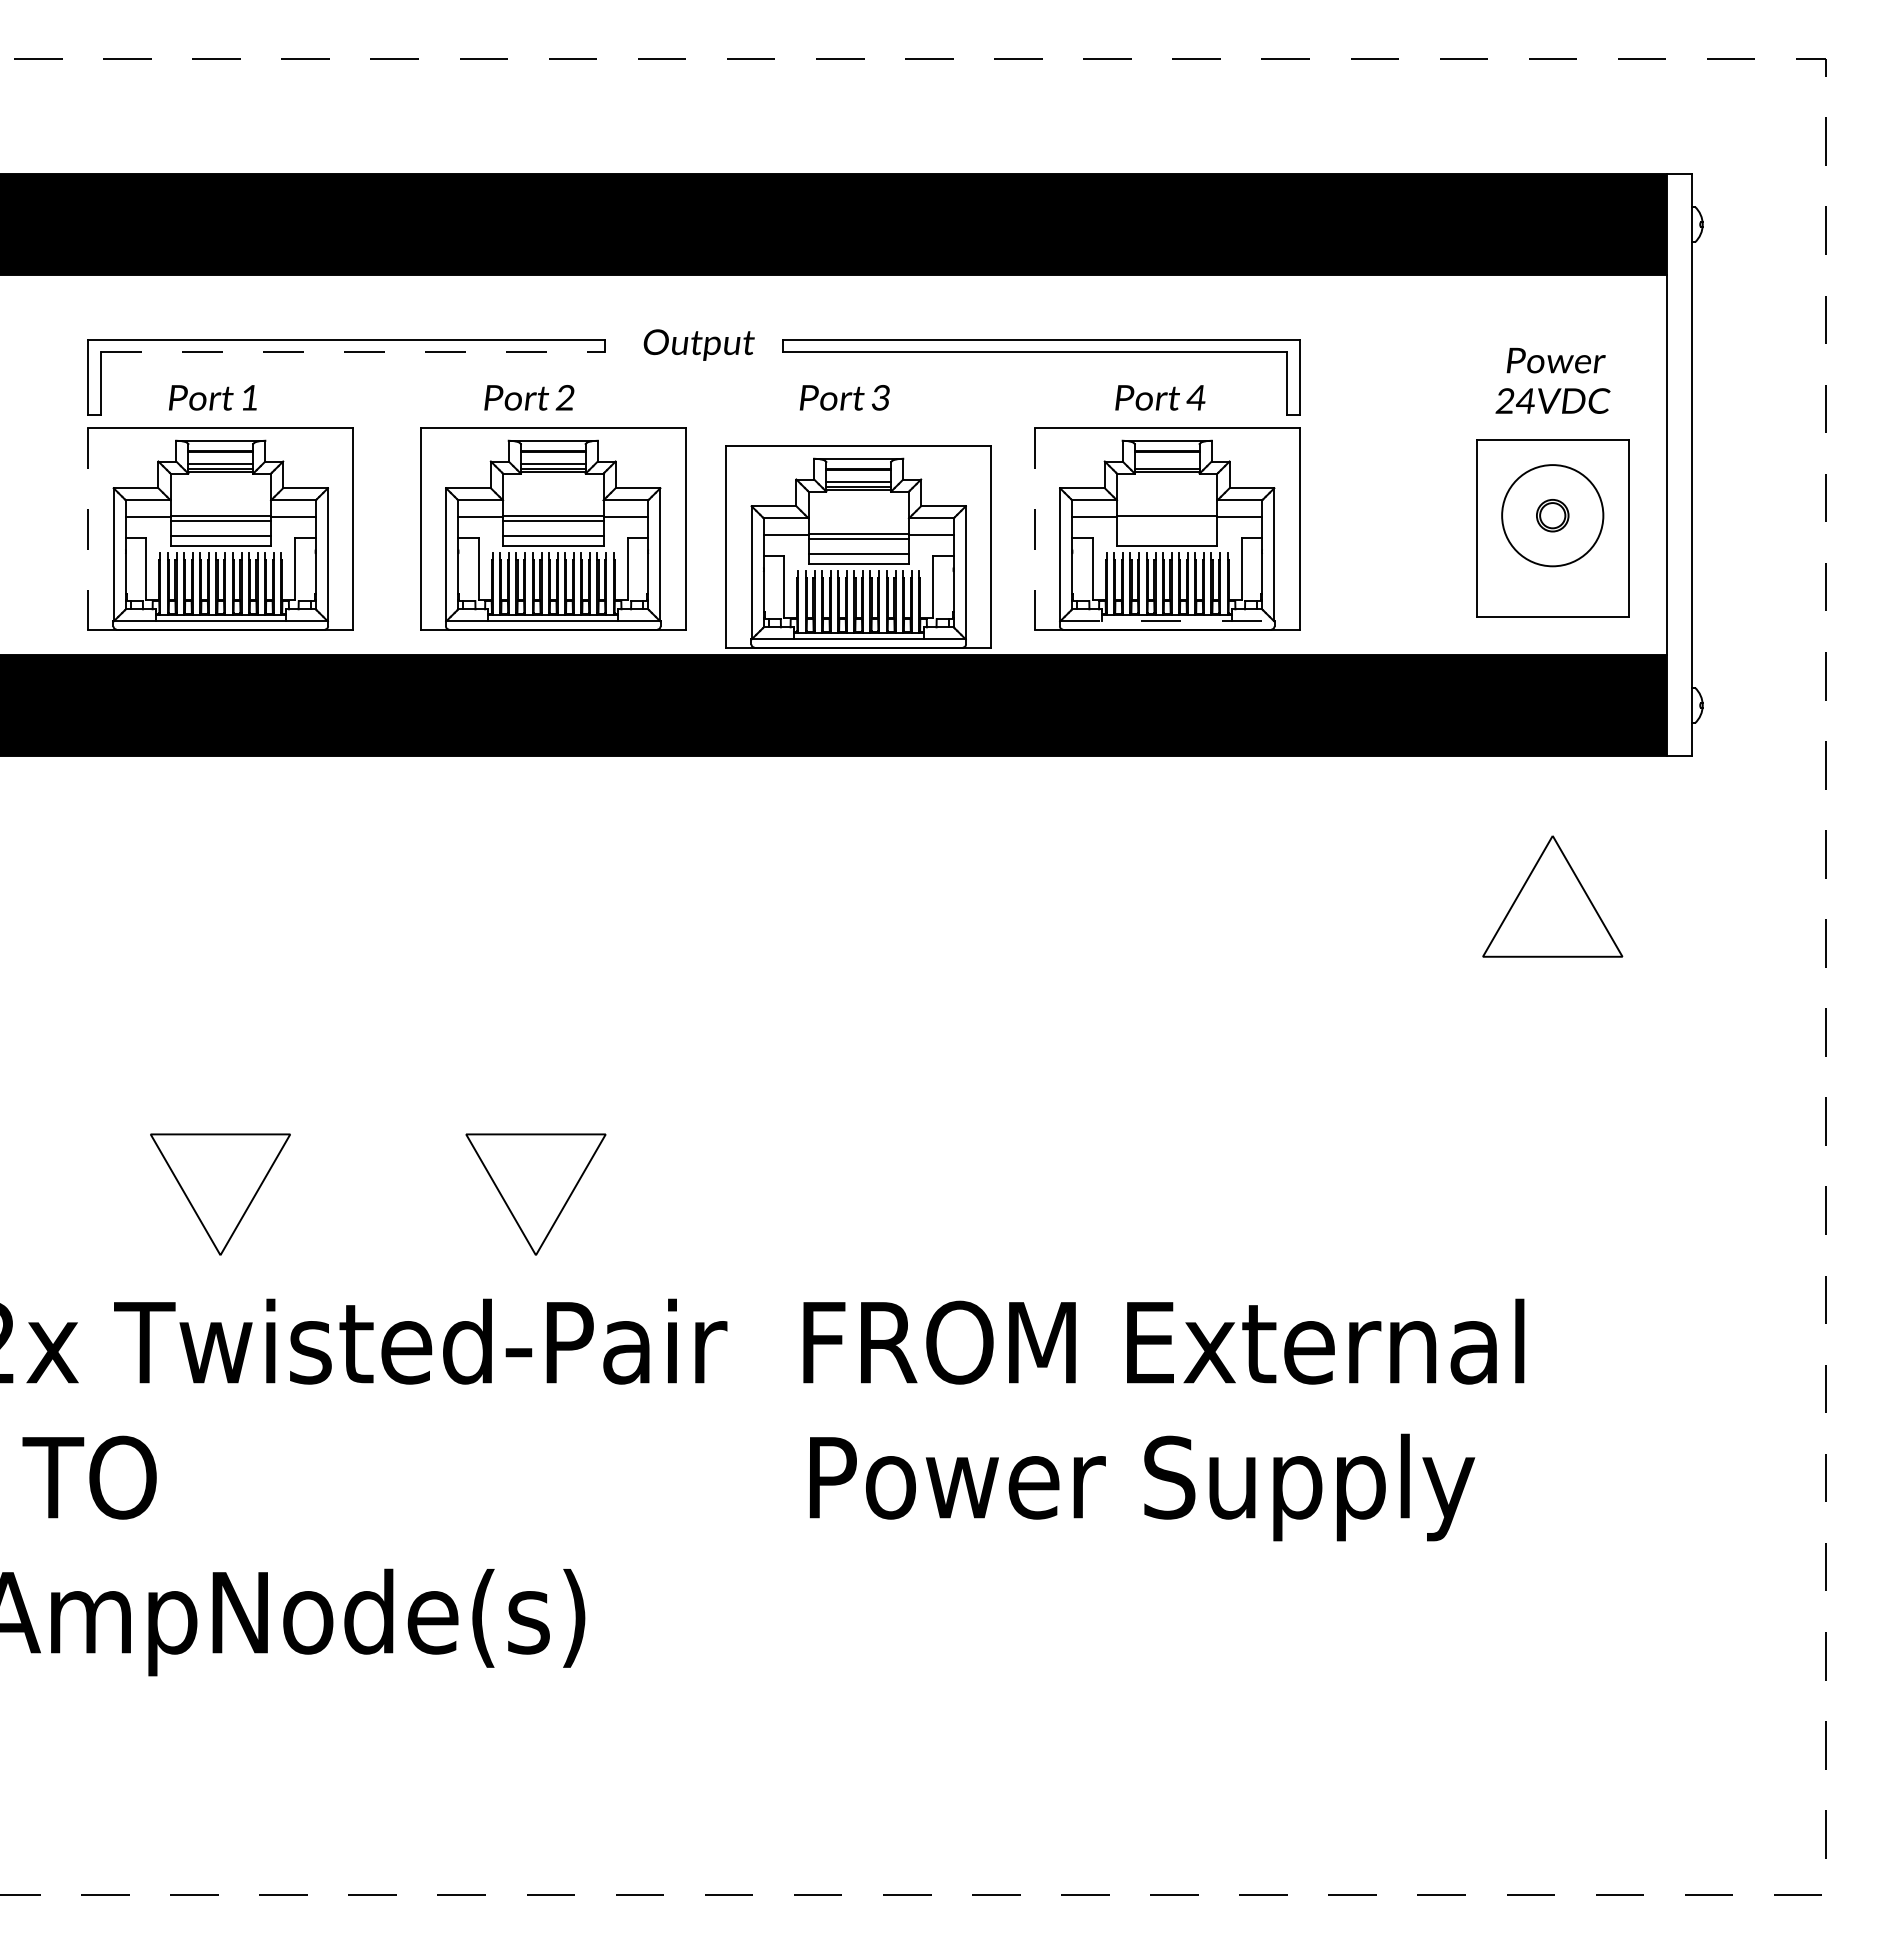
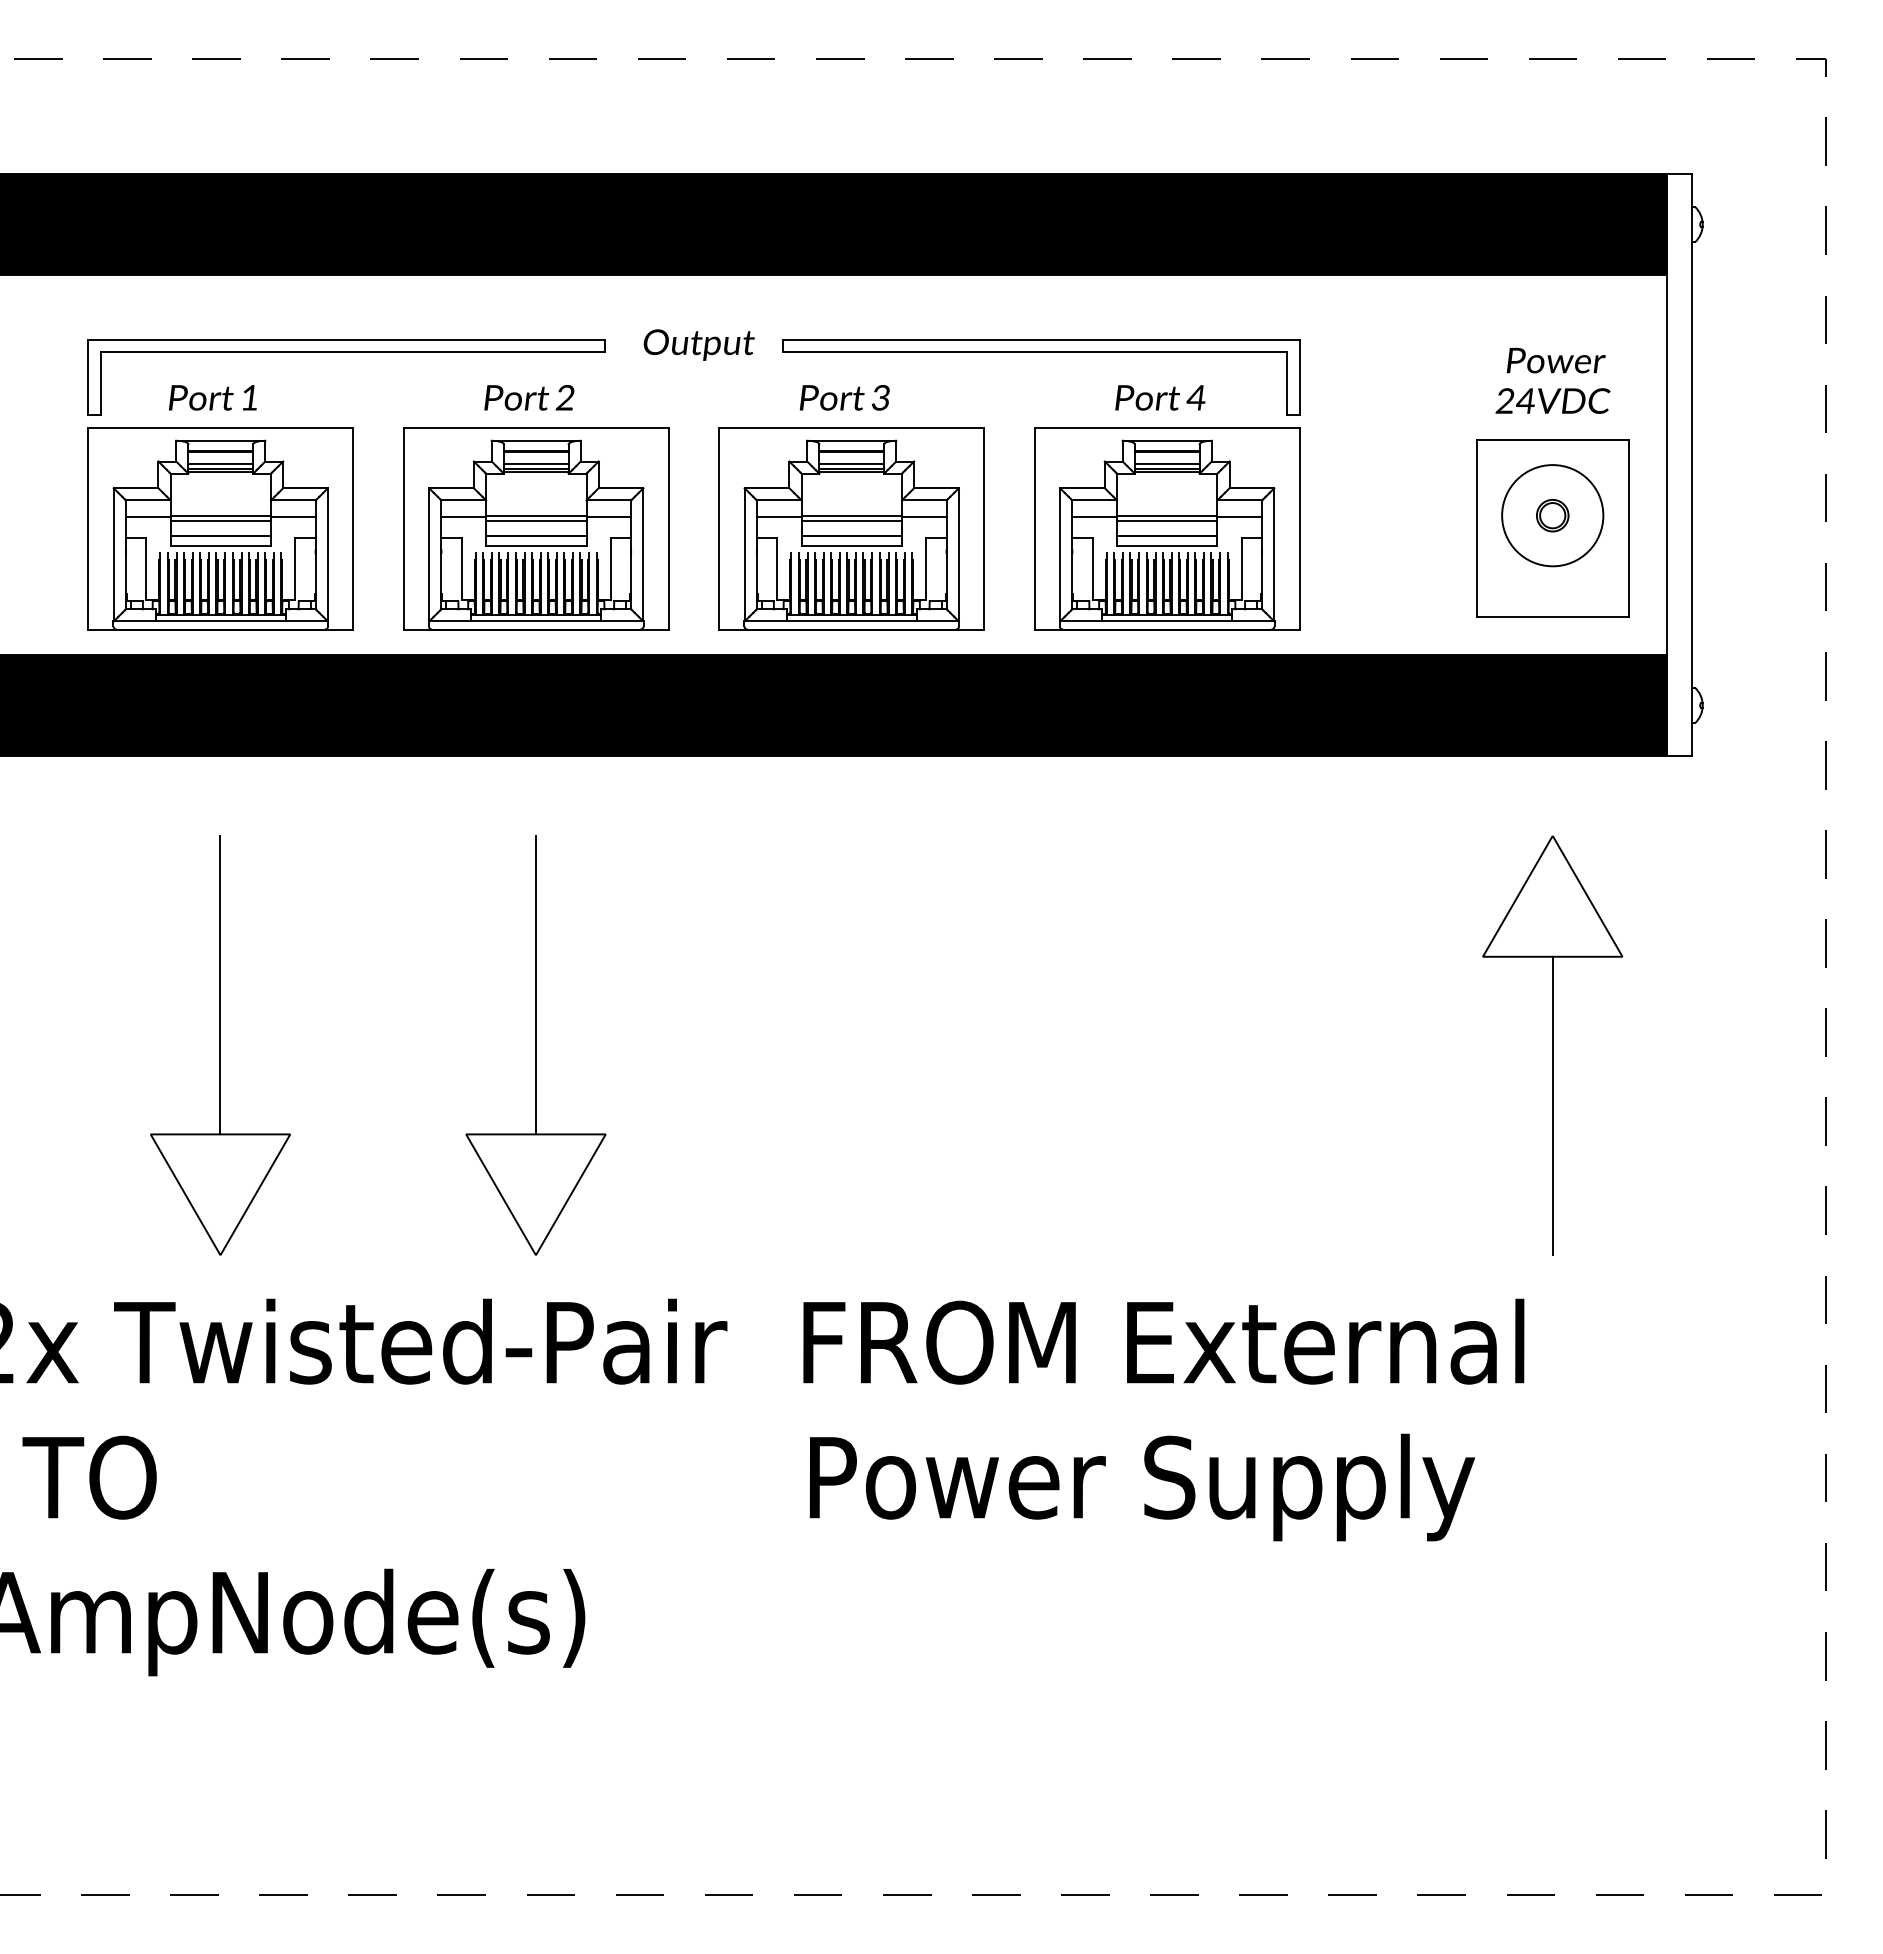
line: dashed -> solid (353, 352)
line: none -> present (1166, 464)
line: none -> present (1167, 521)
line: dashed -> solid (88, 528)
part position: (553, 528) -> (536, 528) (536, 528)
line: dashed -> solid (1034, 528)
line: none -> present (1167, 535)
part position: (858, 546) -> (851, 528) (851, 528)
line: dashed -> solid (1167, 621)
line: none -> present (220, 984)
line: none -> present (535, 984)
line: none -> present (1552, 1105)
